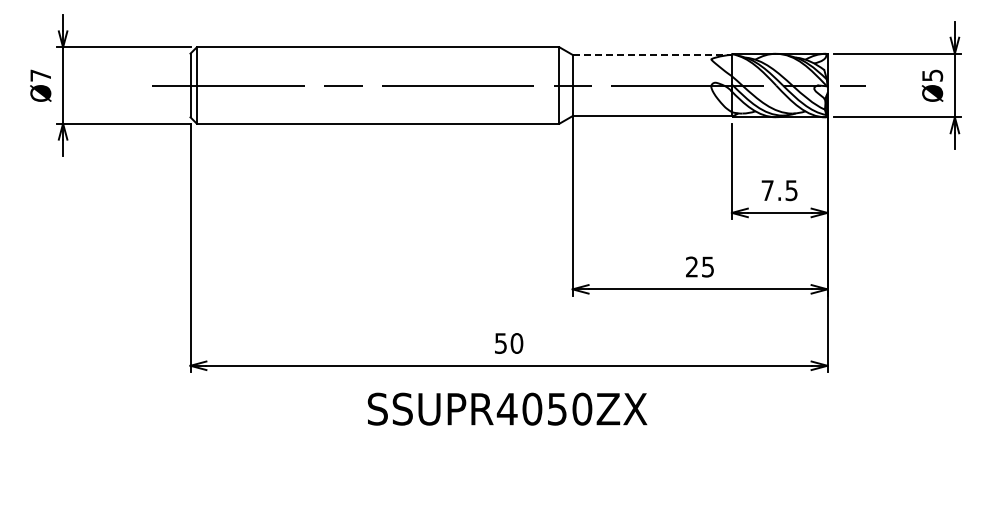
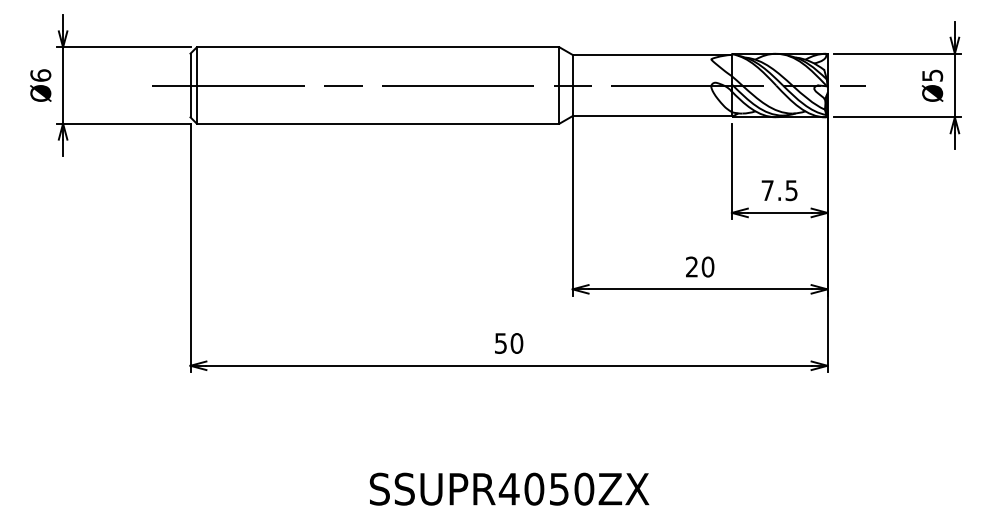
line: dashed -> solid (652, 54)
text: Ø7 -> Ø6 (40, 75)
text: 25 -> 20 (707, 266)
text position: (507, 408) -> (509, 488) (509, 488)
